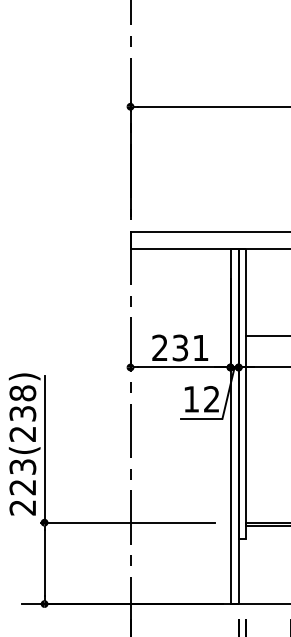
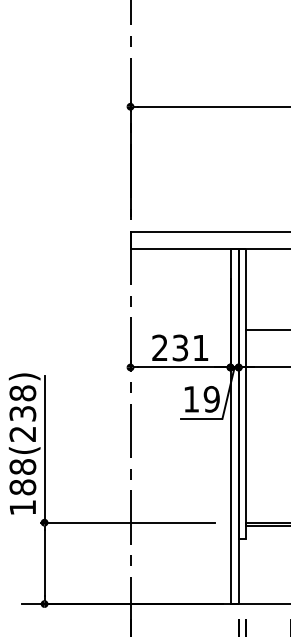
line position: (266, 335) -> (266, 329) (266, 329)
text: 12 -> 19 (211, 399)
text: 223(238) -> 188(238) (22, 487)
